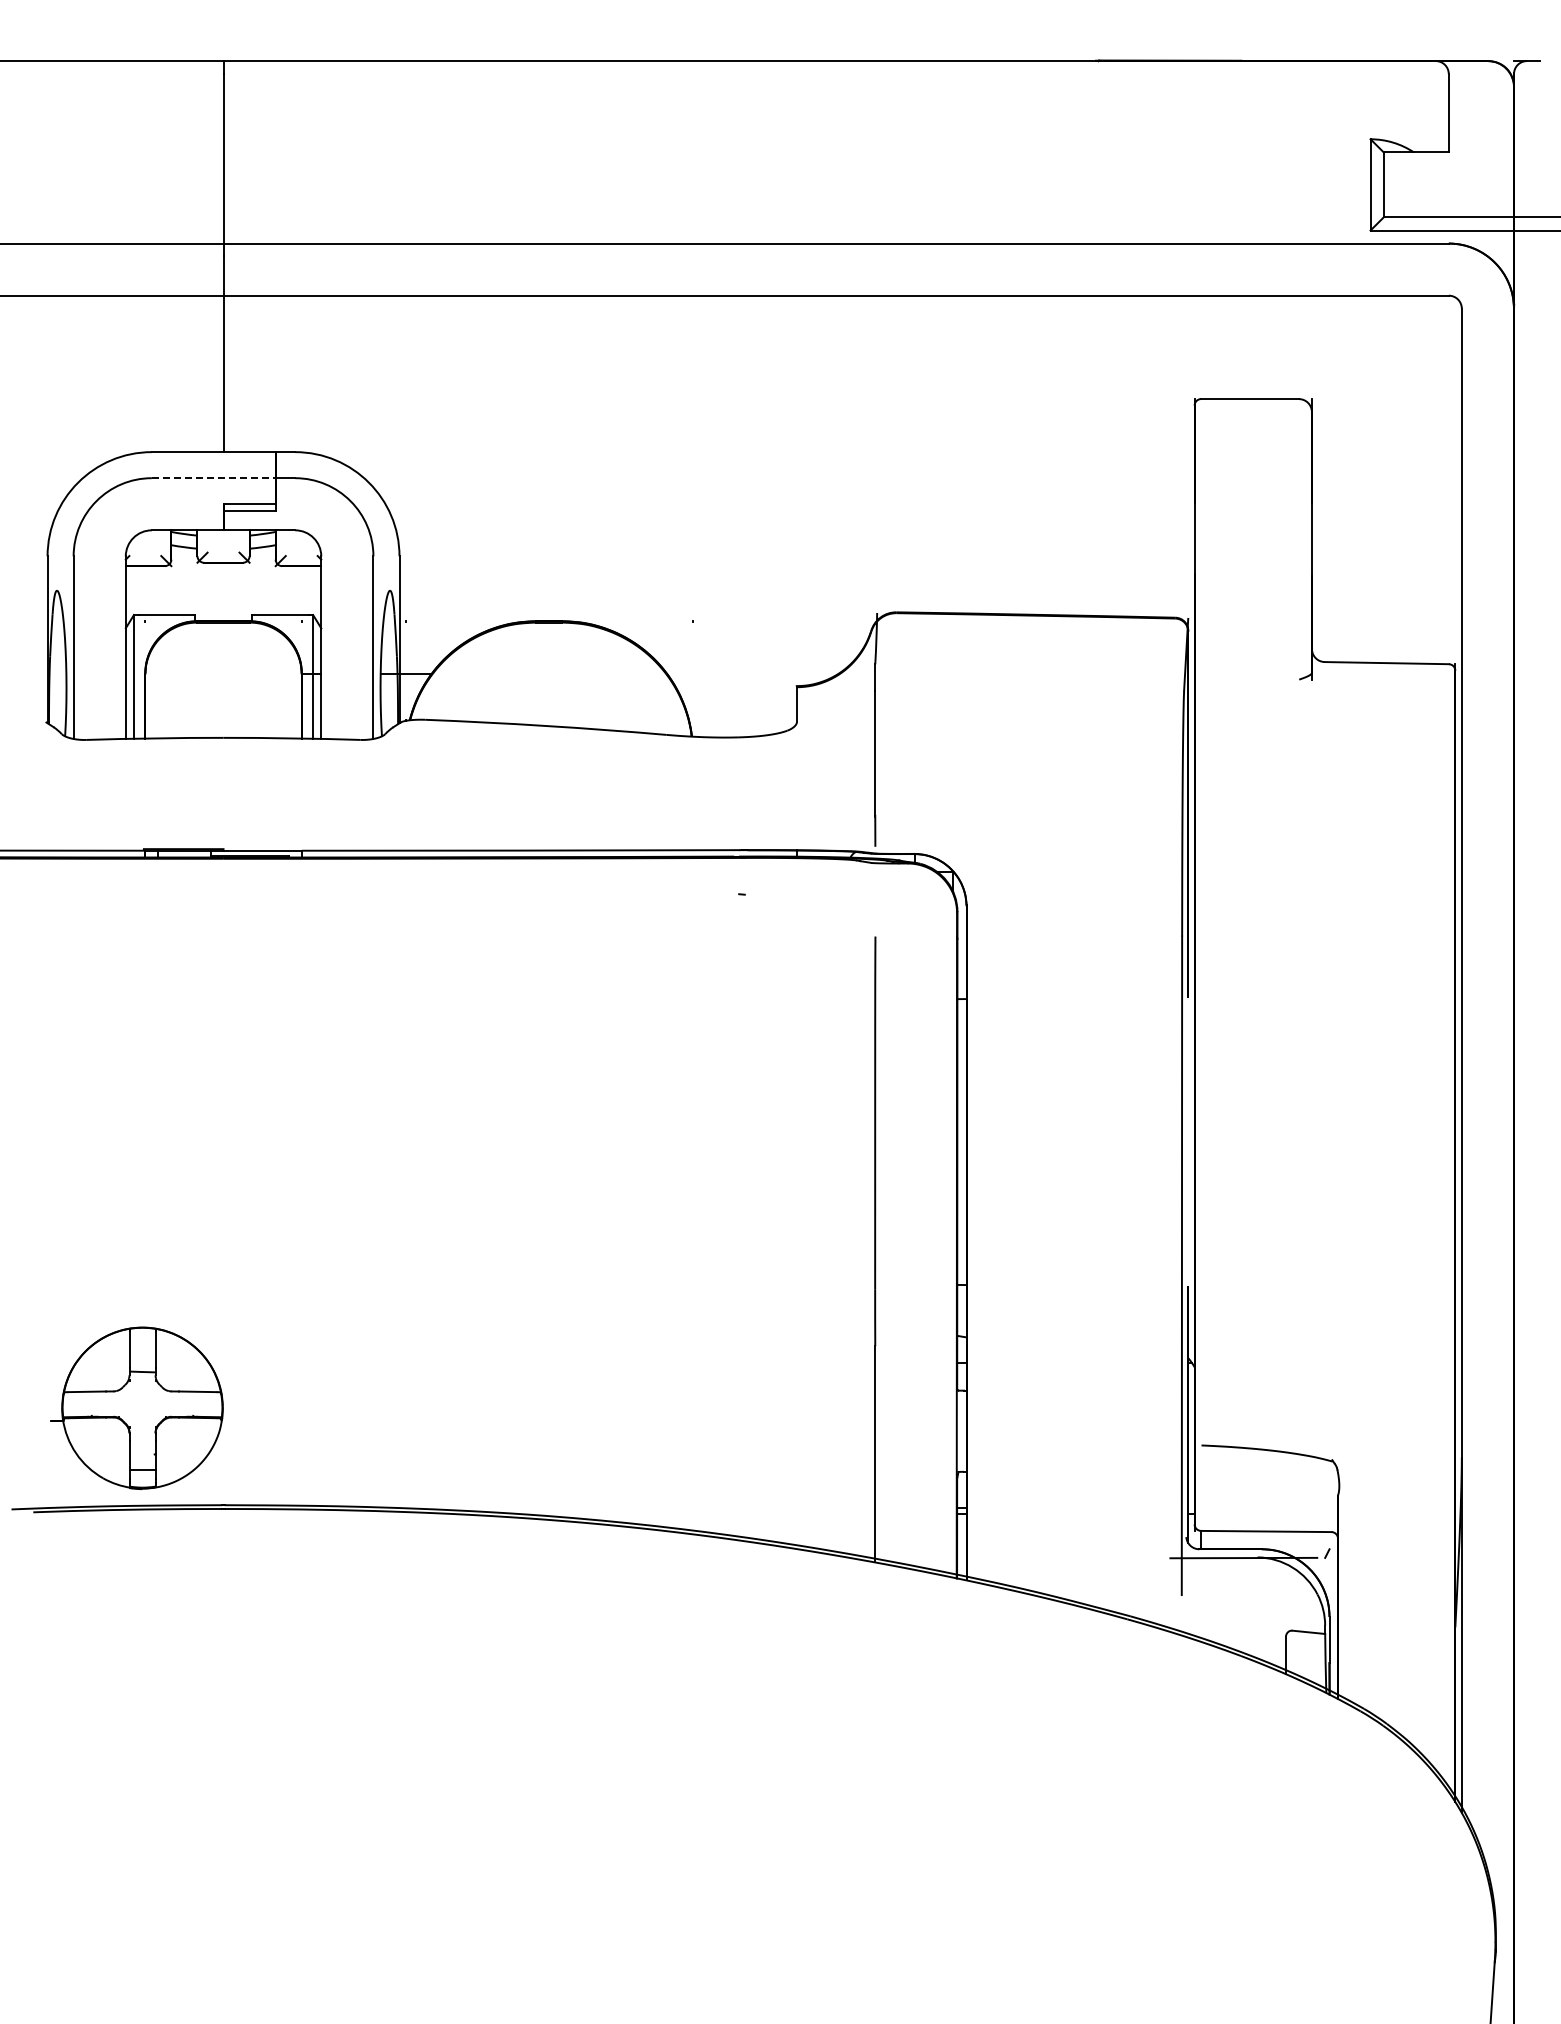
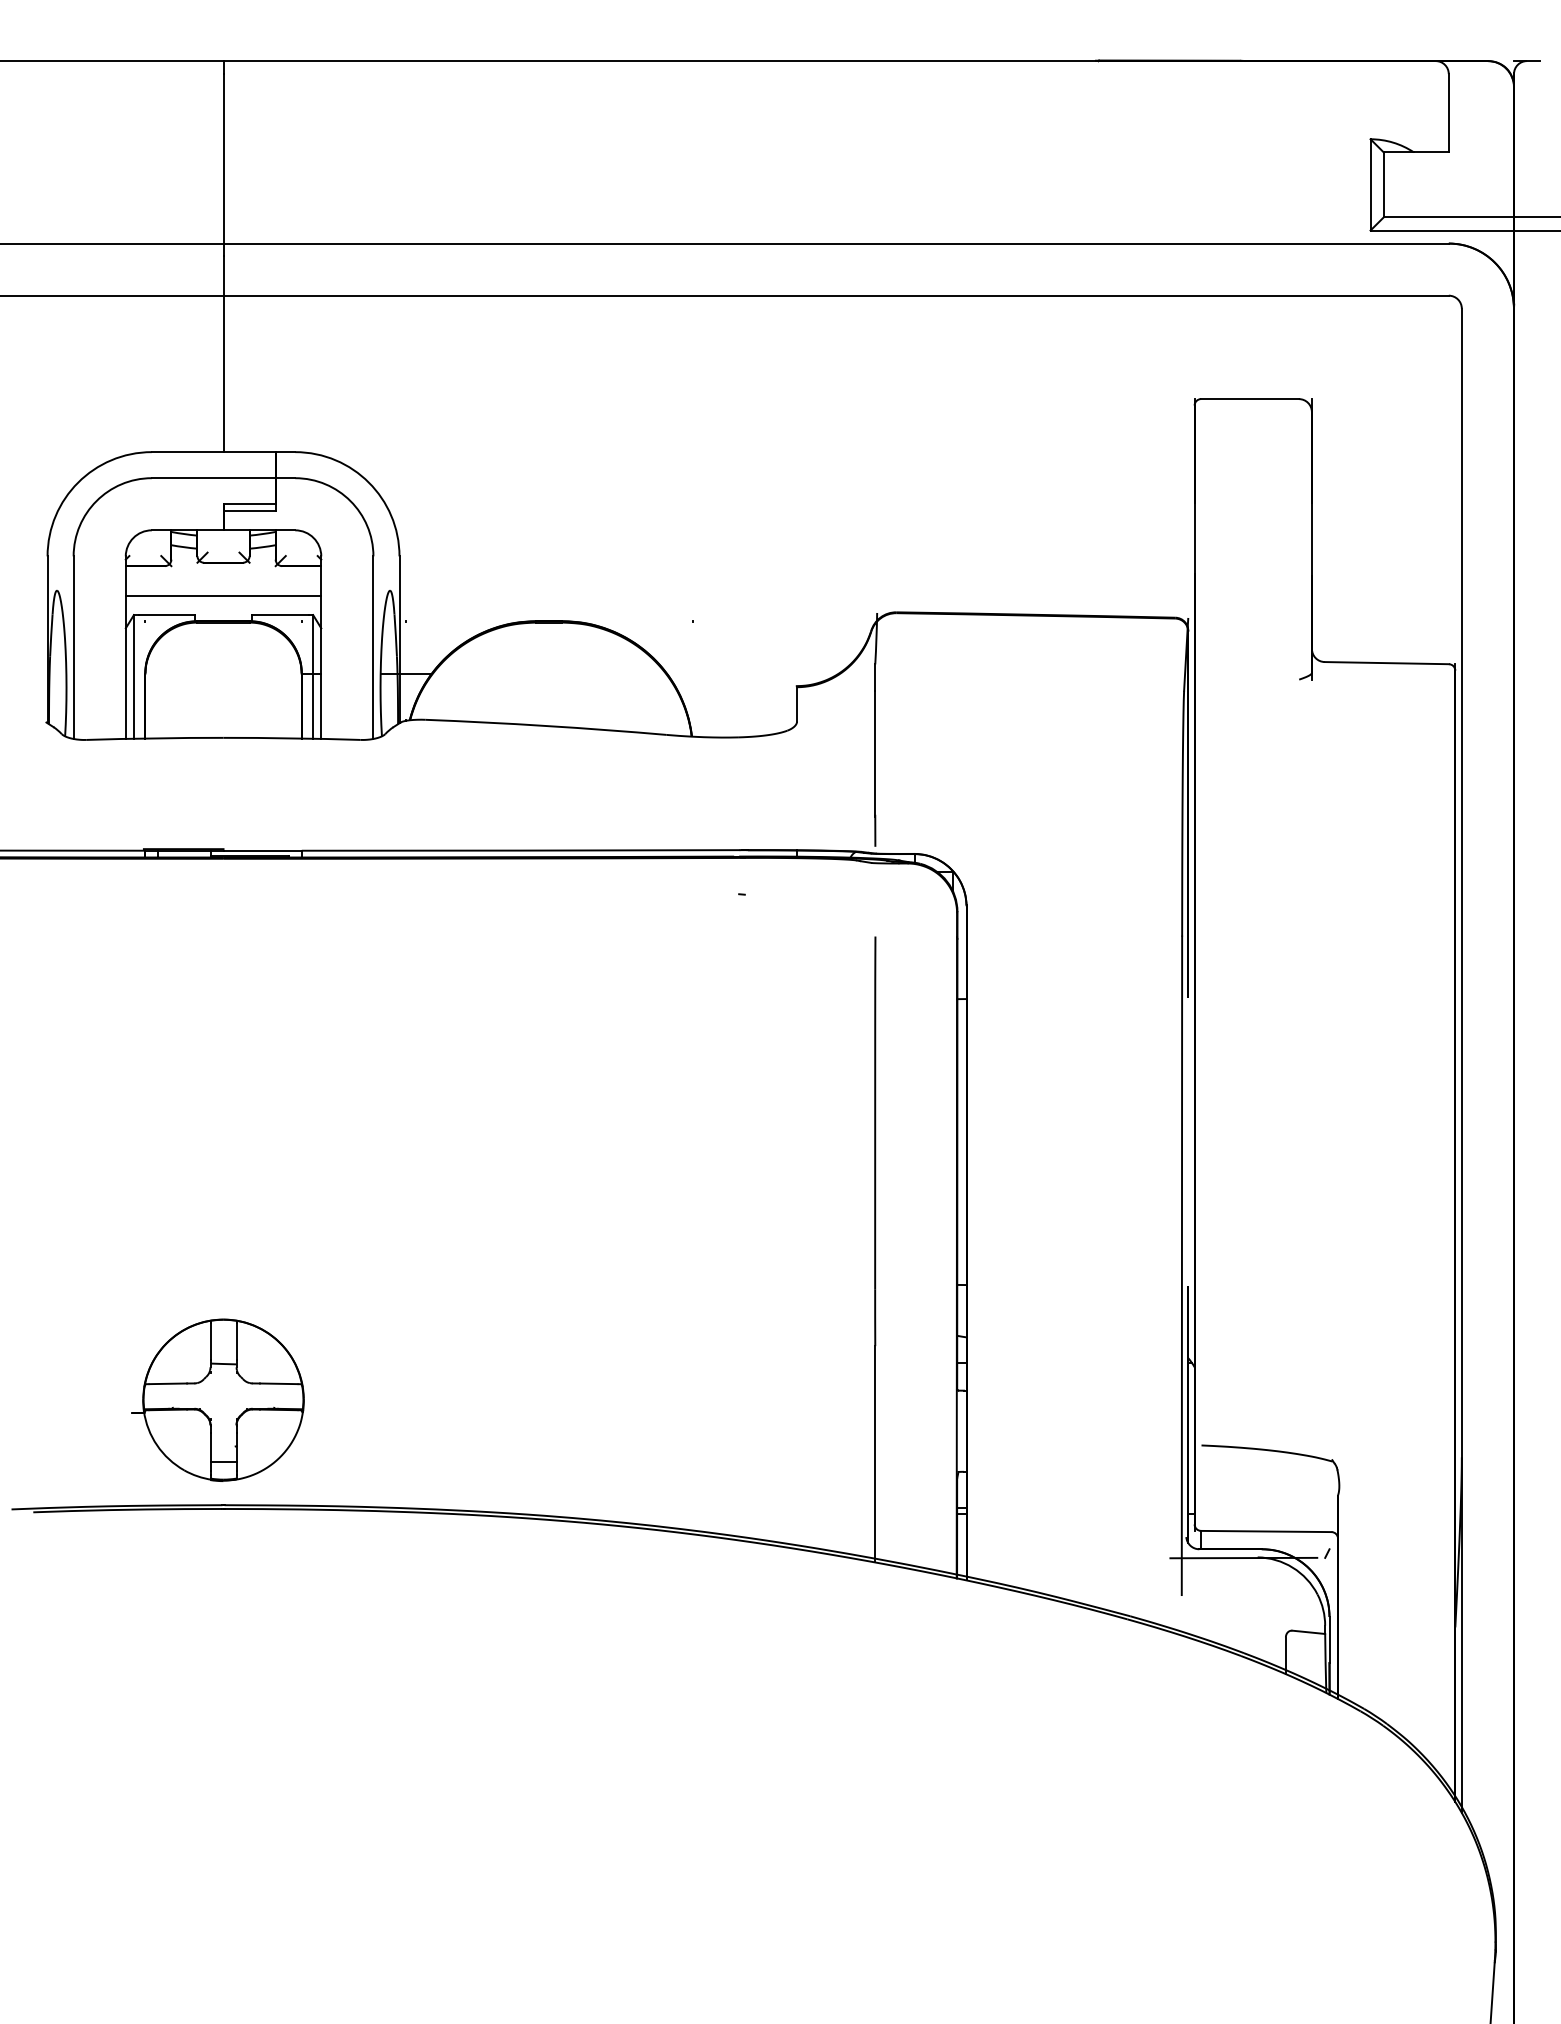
line: dashed -> solid (213, 478)
line: none -> present (223, 595)
part position: (136, 1407) -> (217, 1399) (217, 1399)
